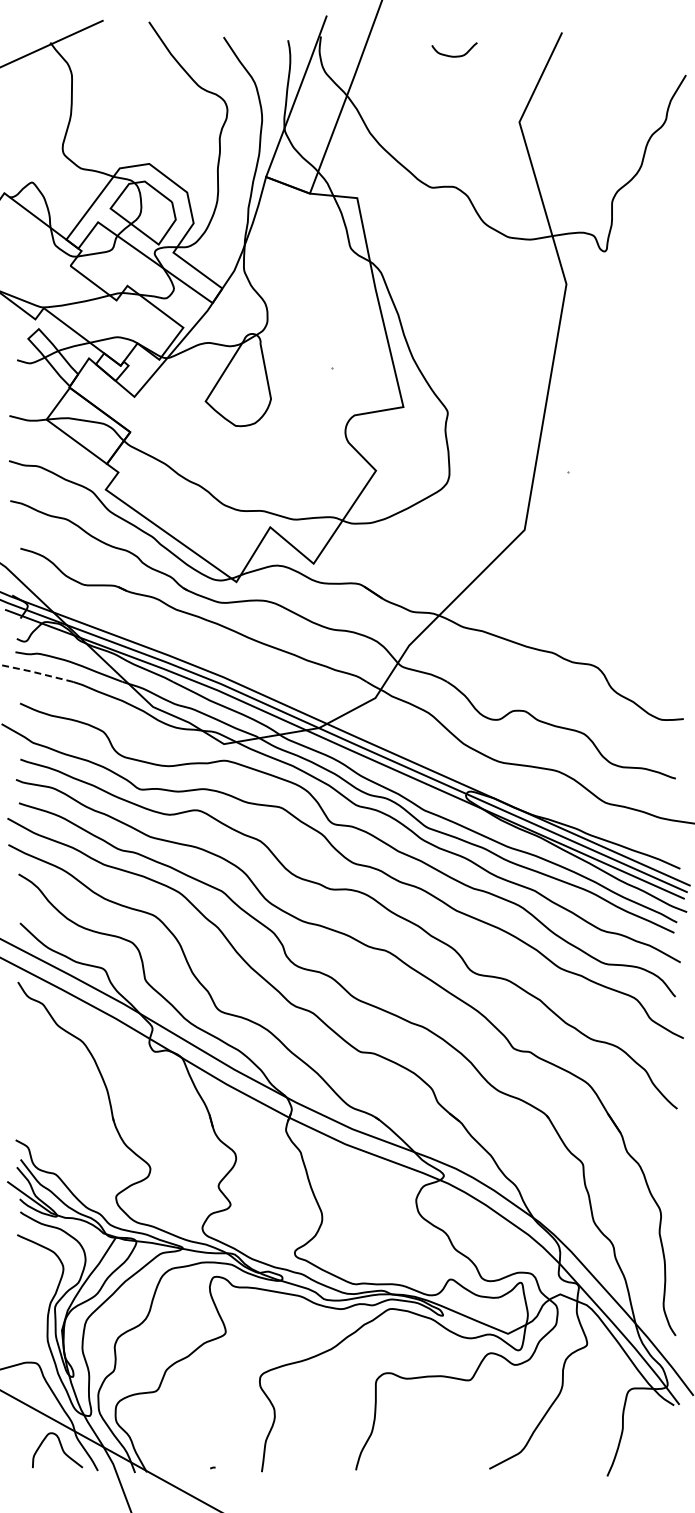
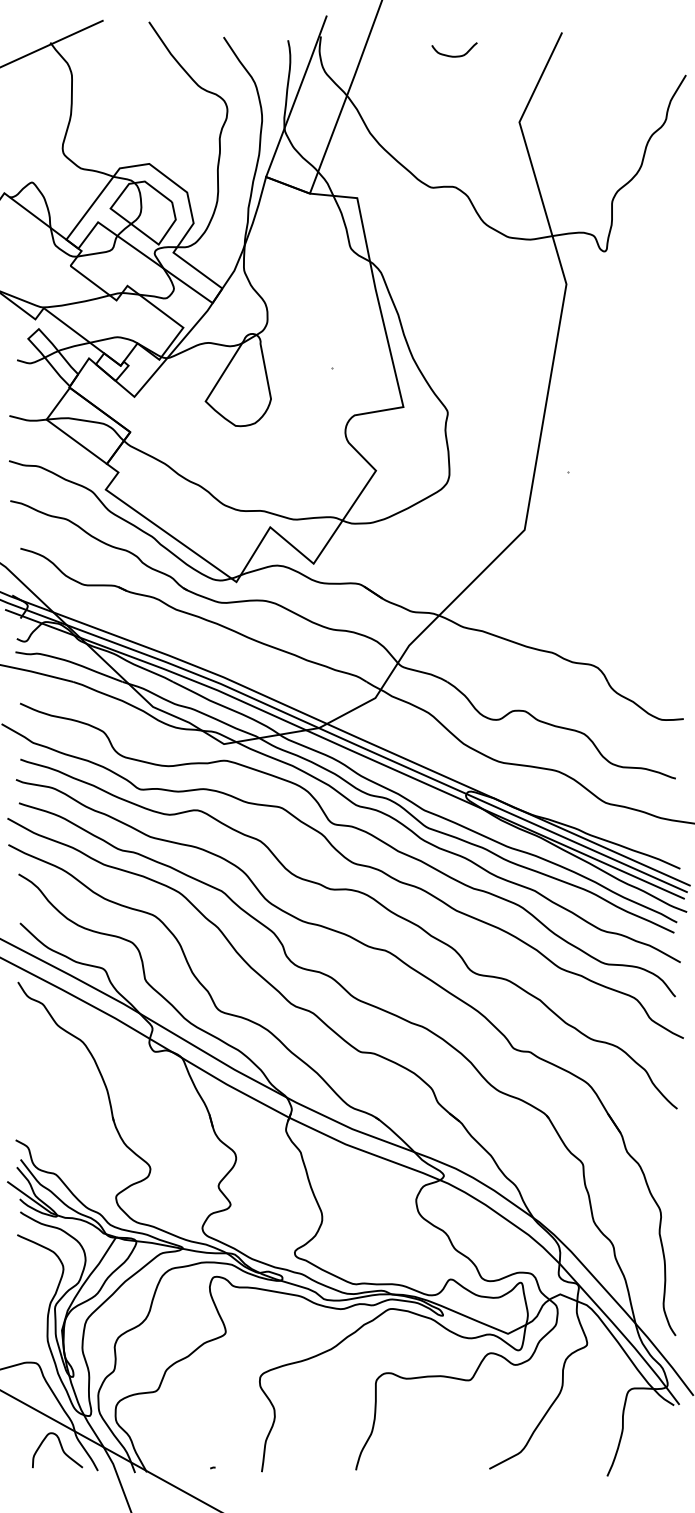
line: dashed -> solid (35, 672)
